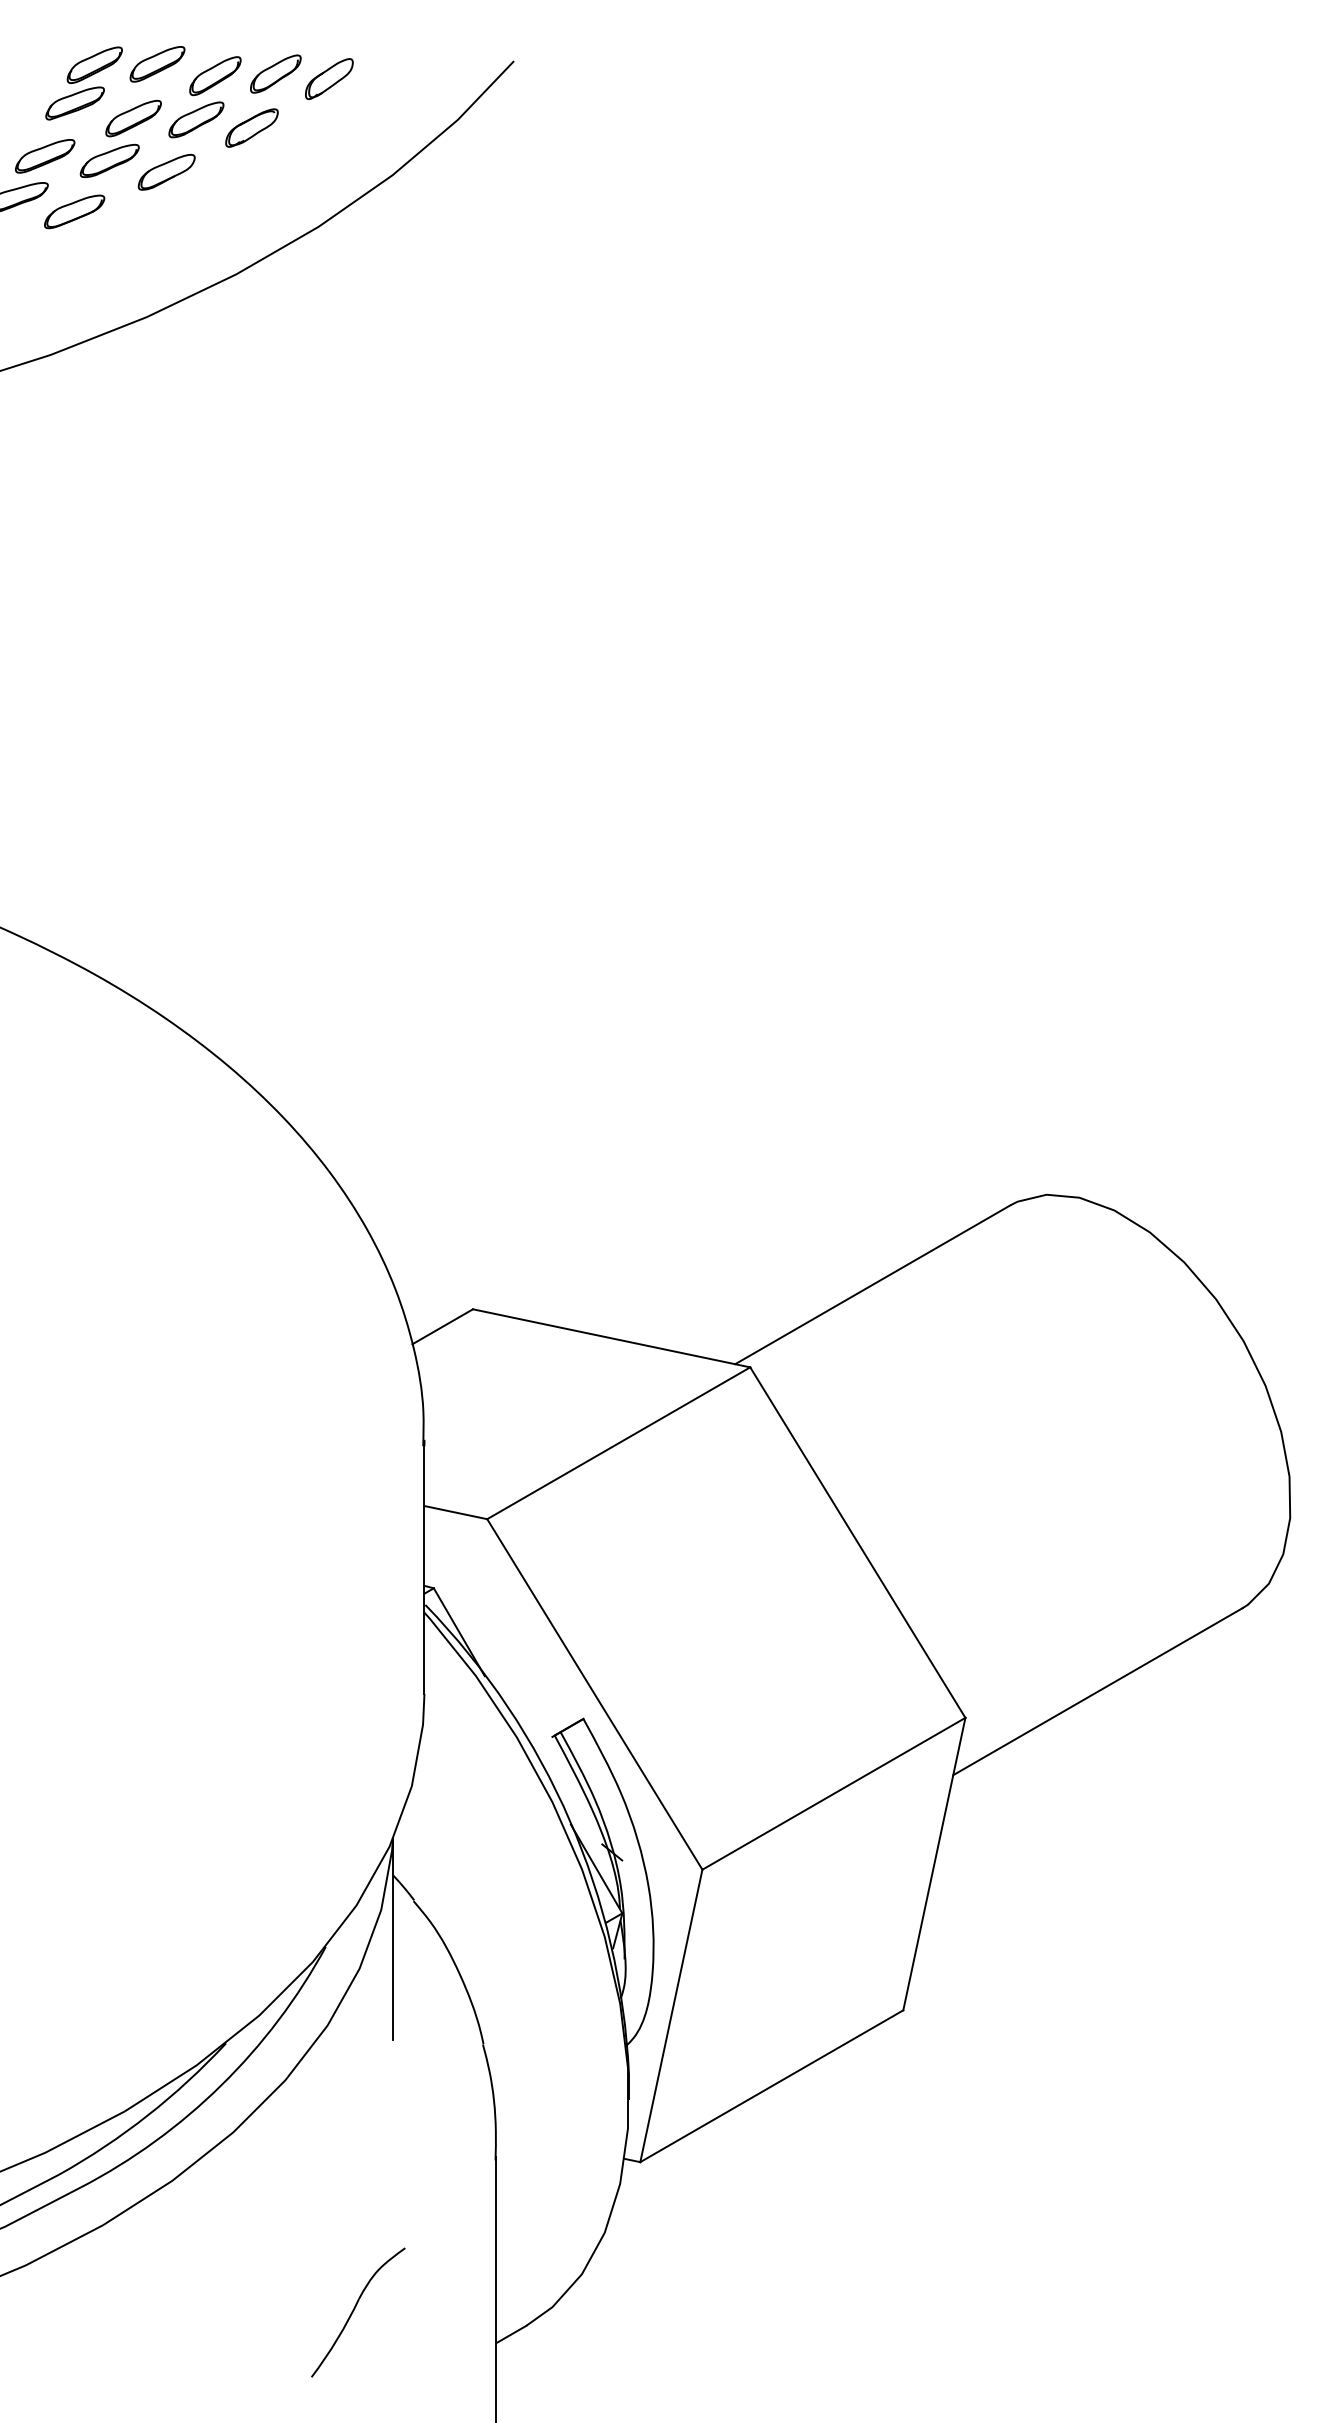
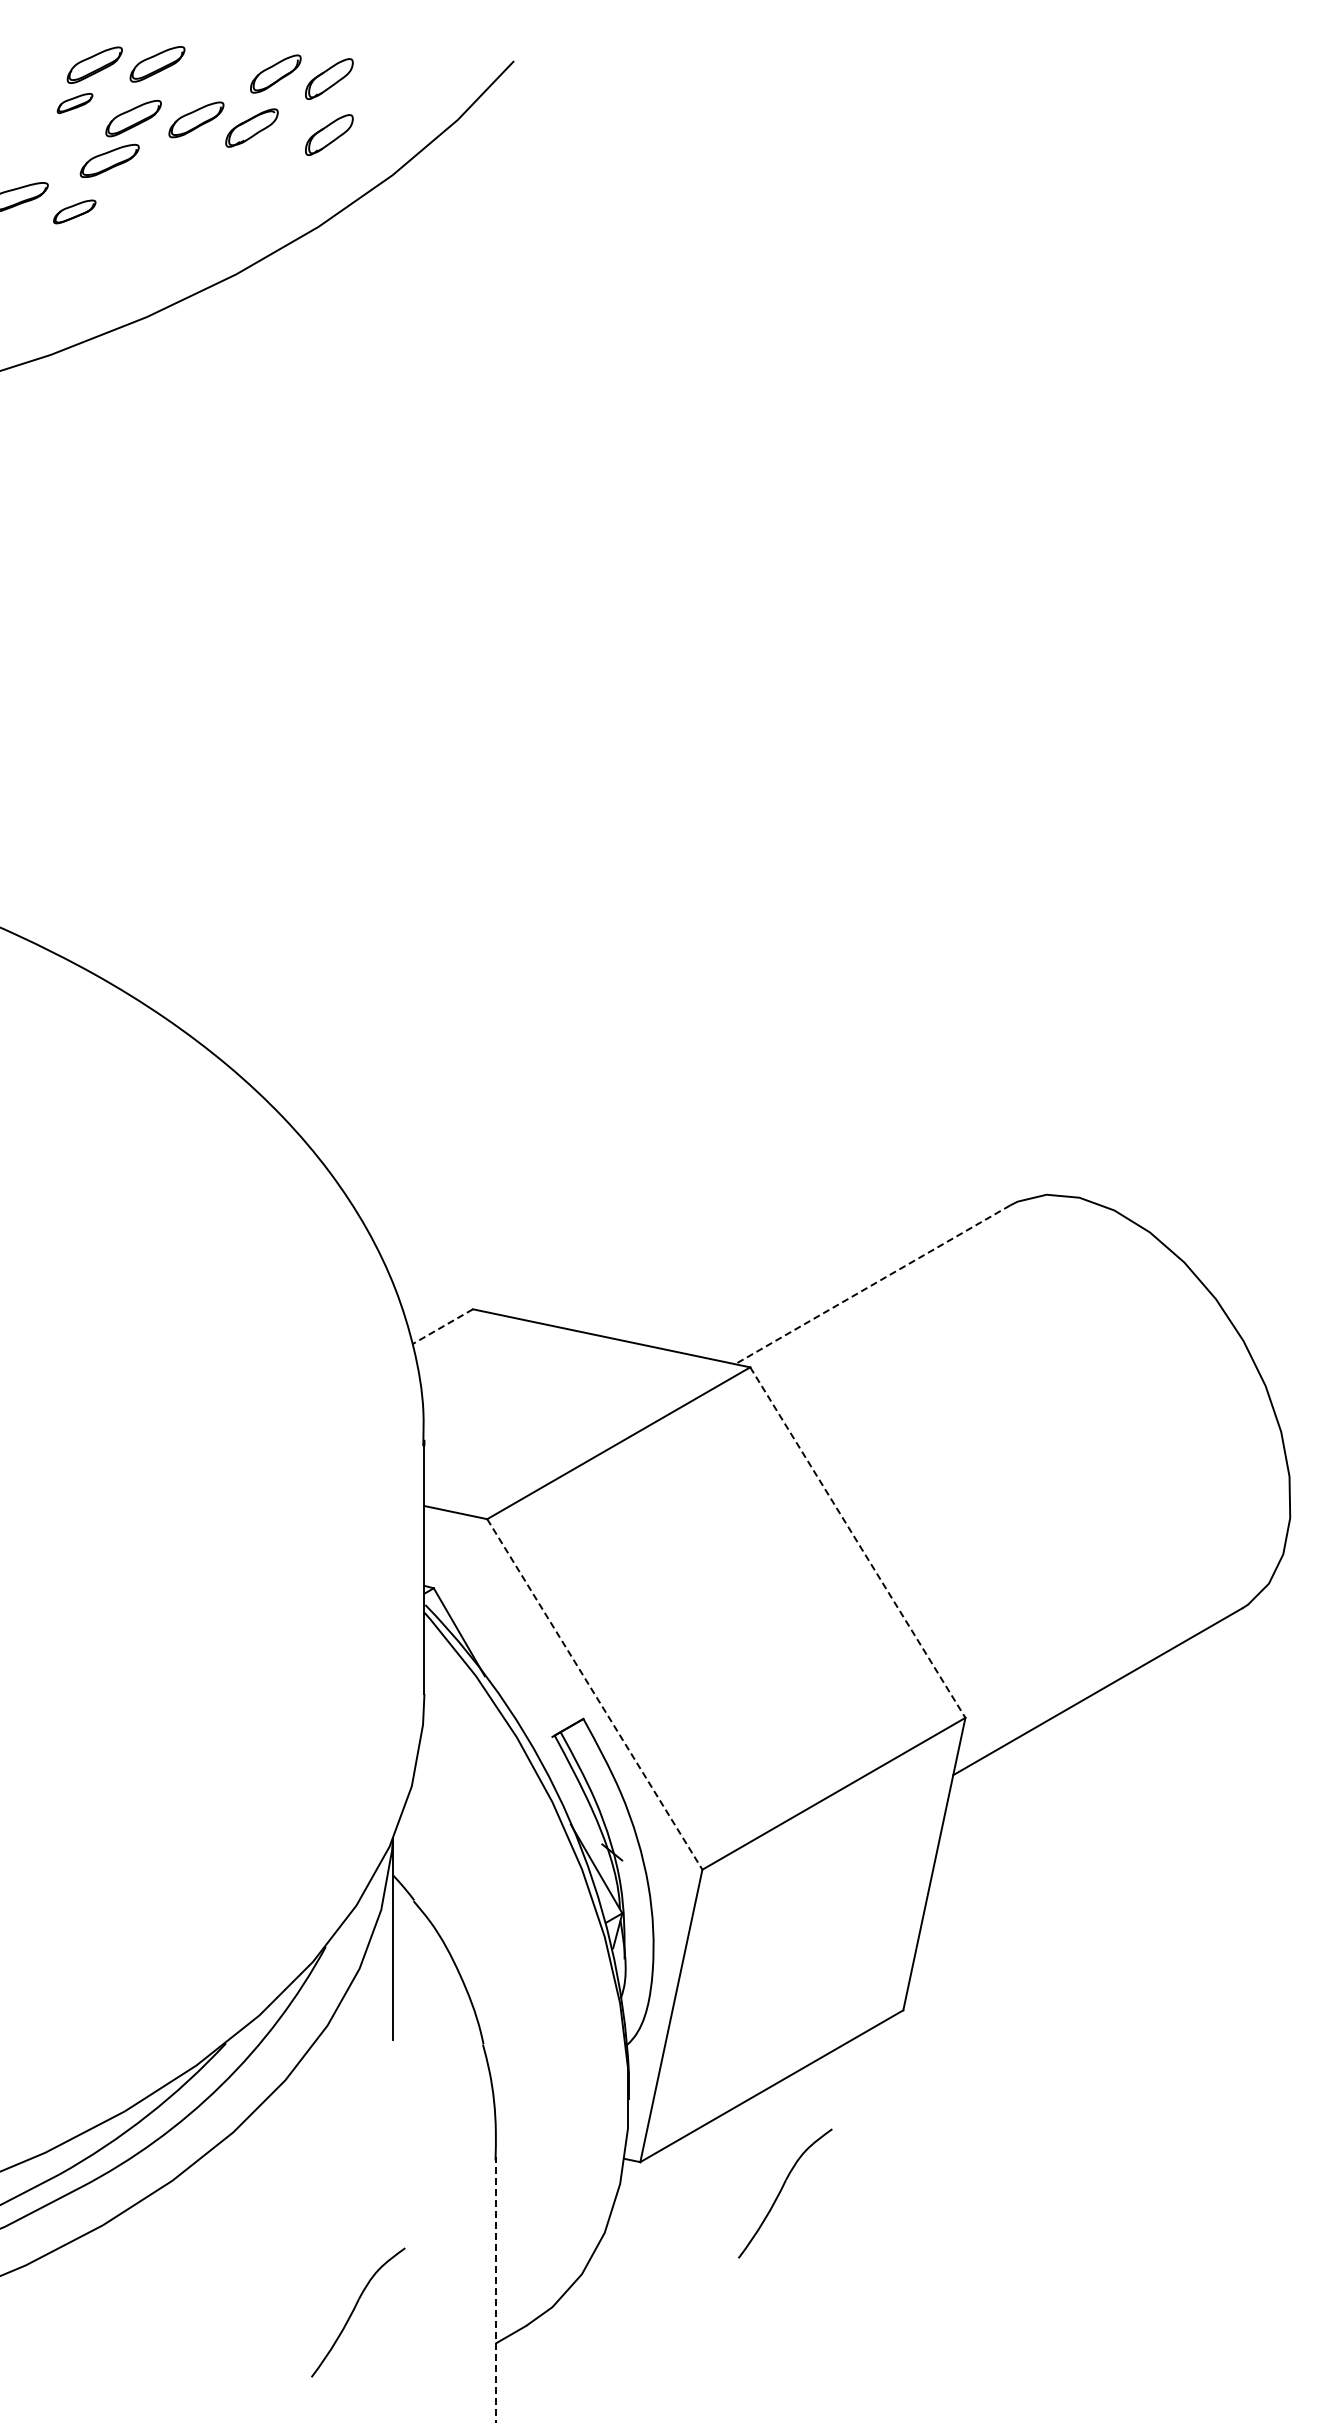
part: present -> none (215, 76)
part size: 60x35 px -> 38x22 px (74, 103)
part: none -> present (329, 134)
part: present -> none (45, 156)
part: present -> none (166, 172)
part size: 62x36 px -> 44x26 px (74, 211)
line: solid -> dashed (872, 1284)
line: solid -> dashed (442, 1326)
line: solid -> dashed (857, 1542)
line: solid -> dashed (594, 1694)
part: none -> present (785, 2193)
line: solid -> dashed (496, 2290)
